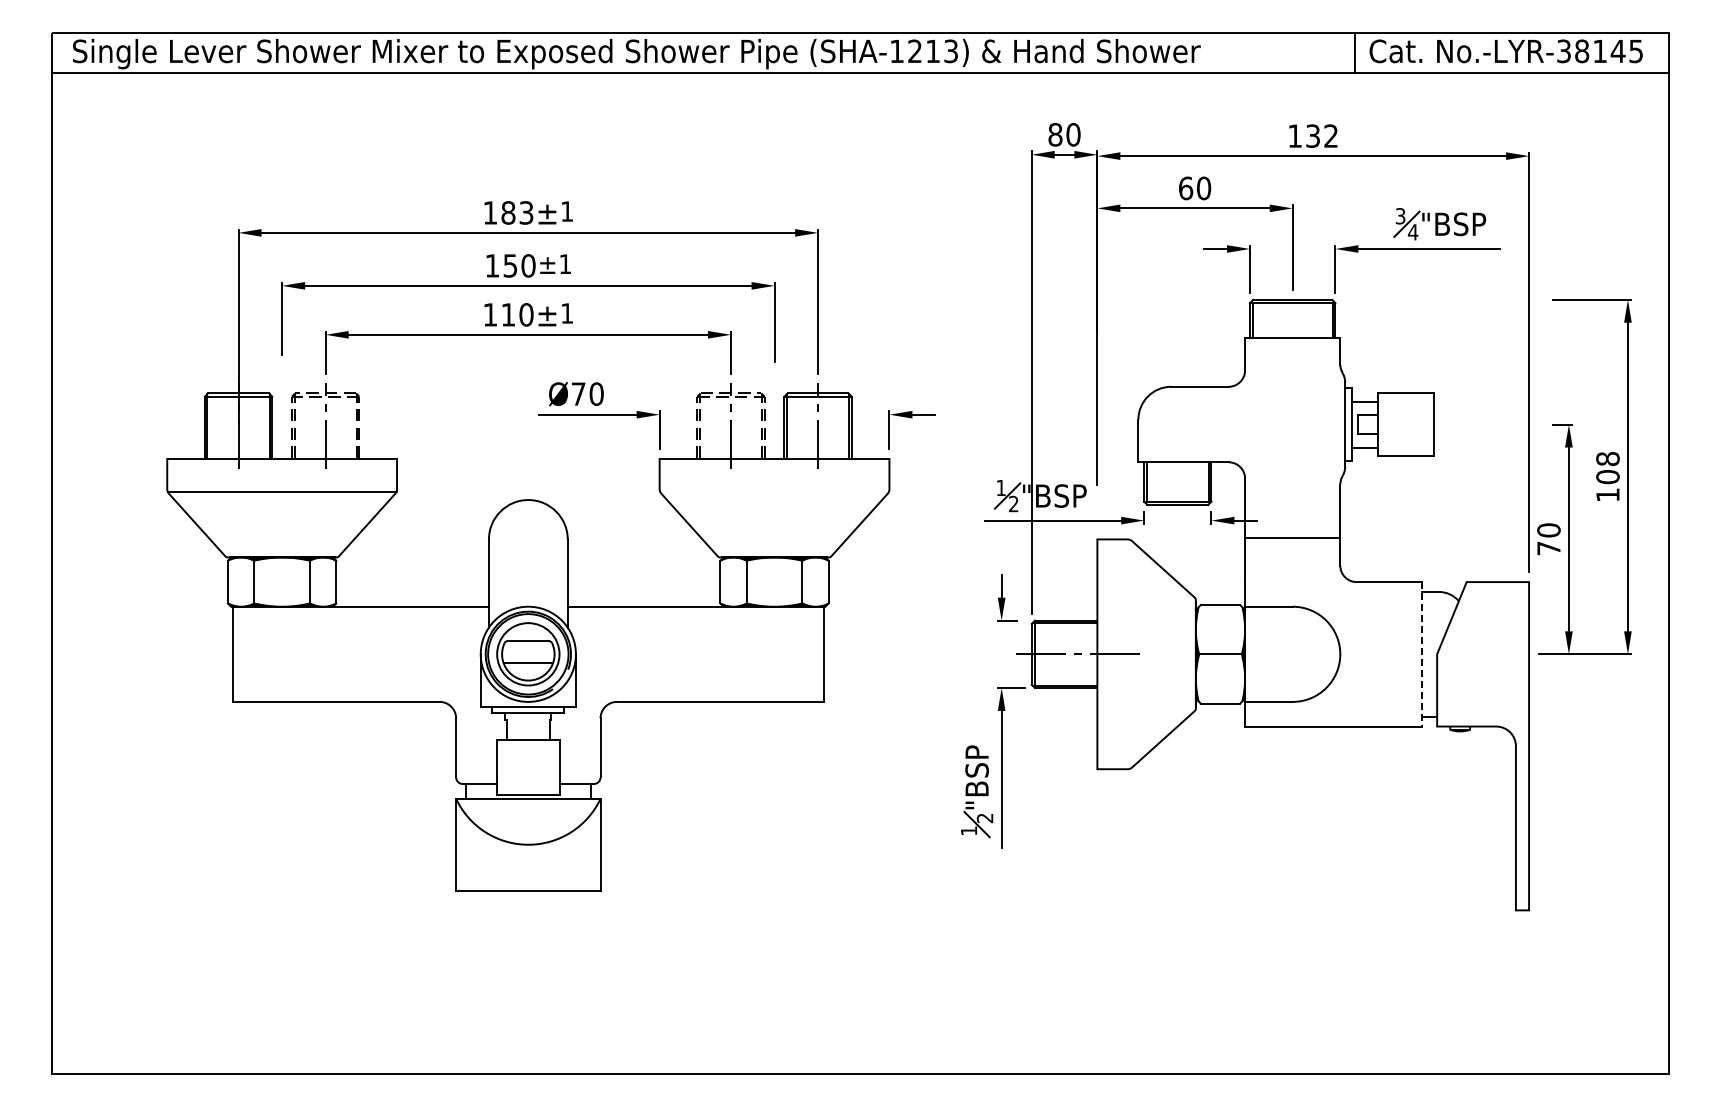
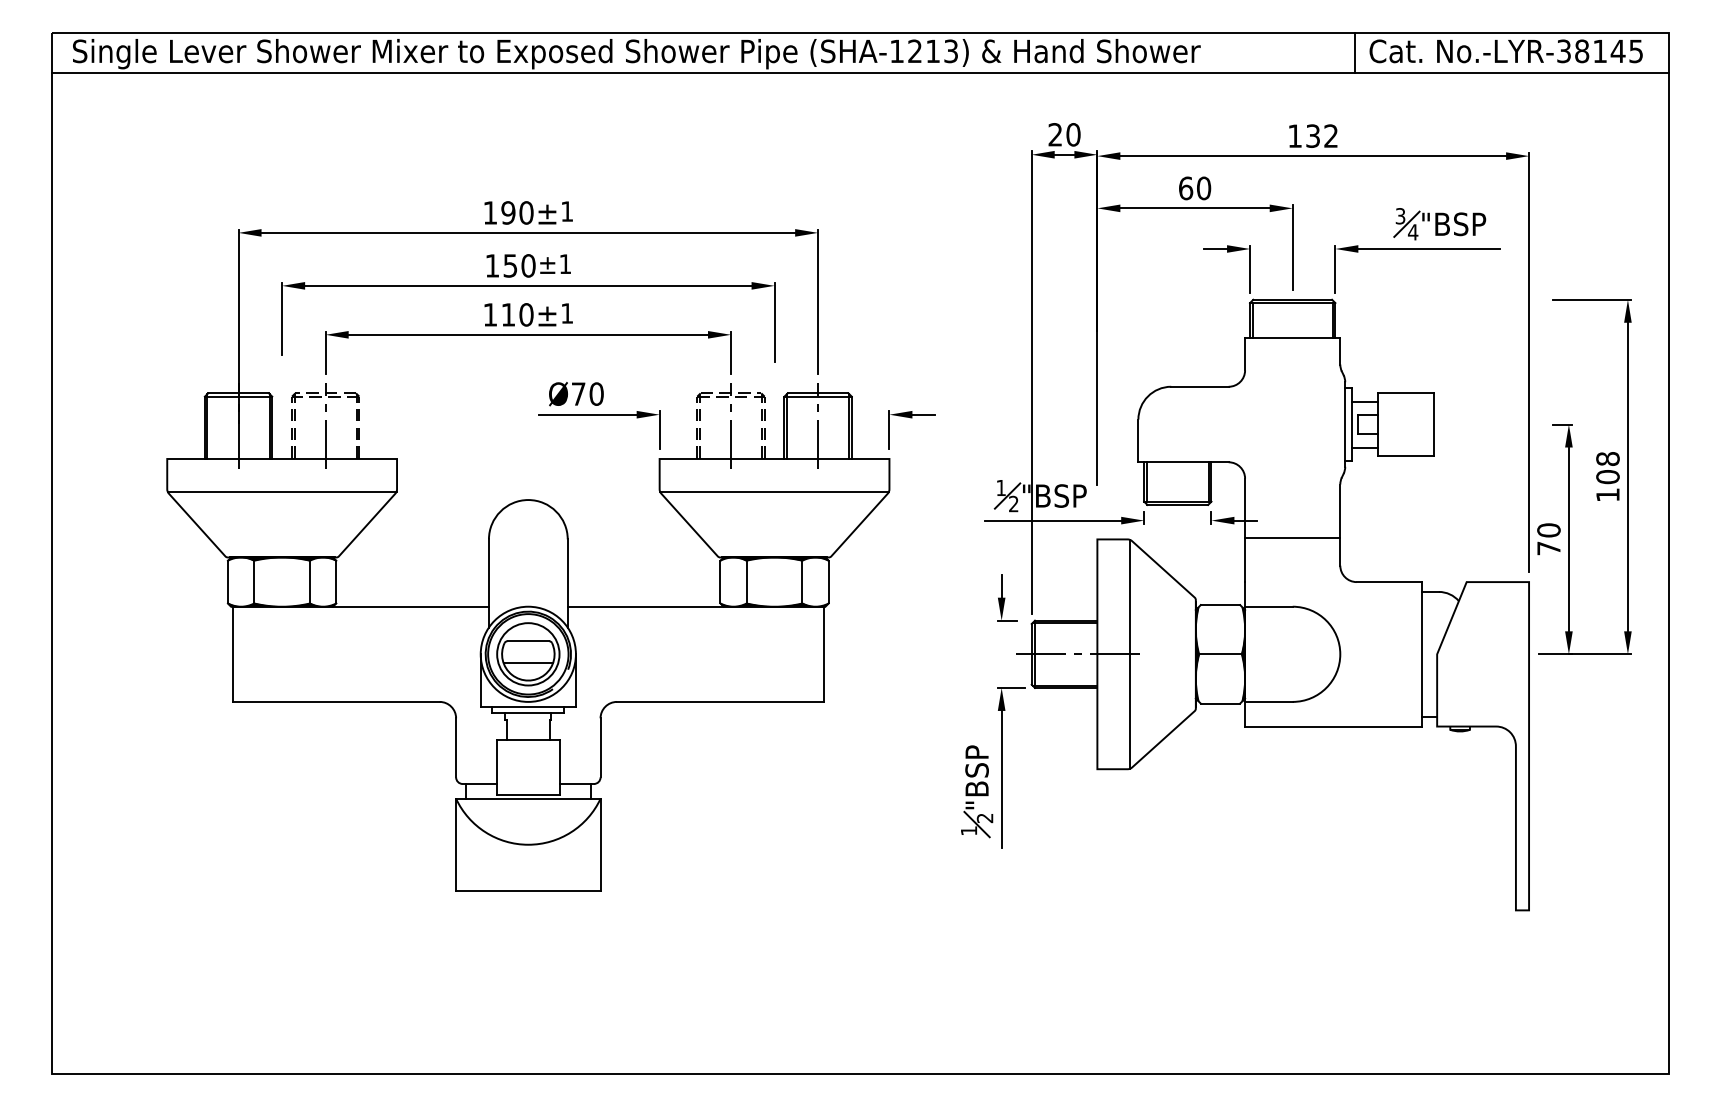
text: 80 -> 20 (1055, 134)
text: 183± -> 190± (517, 212)
line: none -> present (774, 491)
line: none -> present (1130, 653)
line: dashed -> solid (1422, 654)
